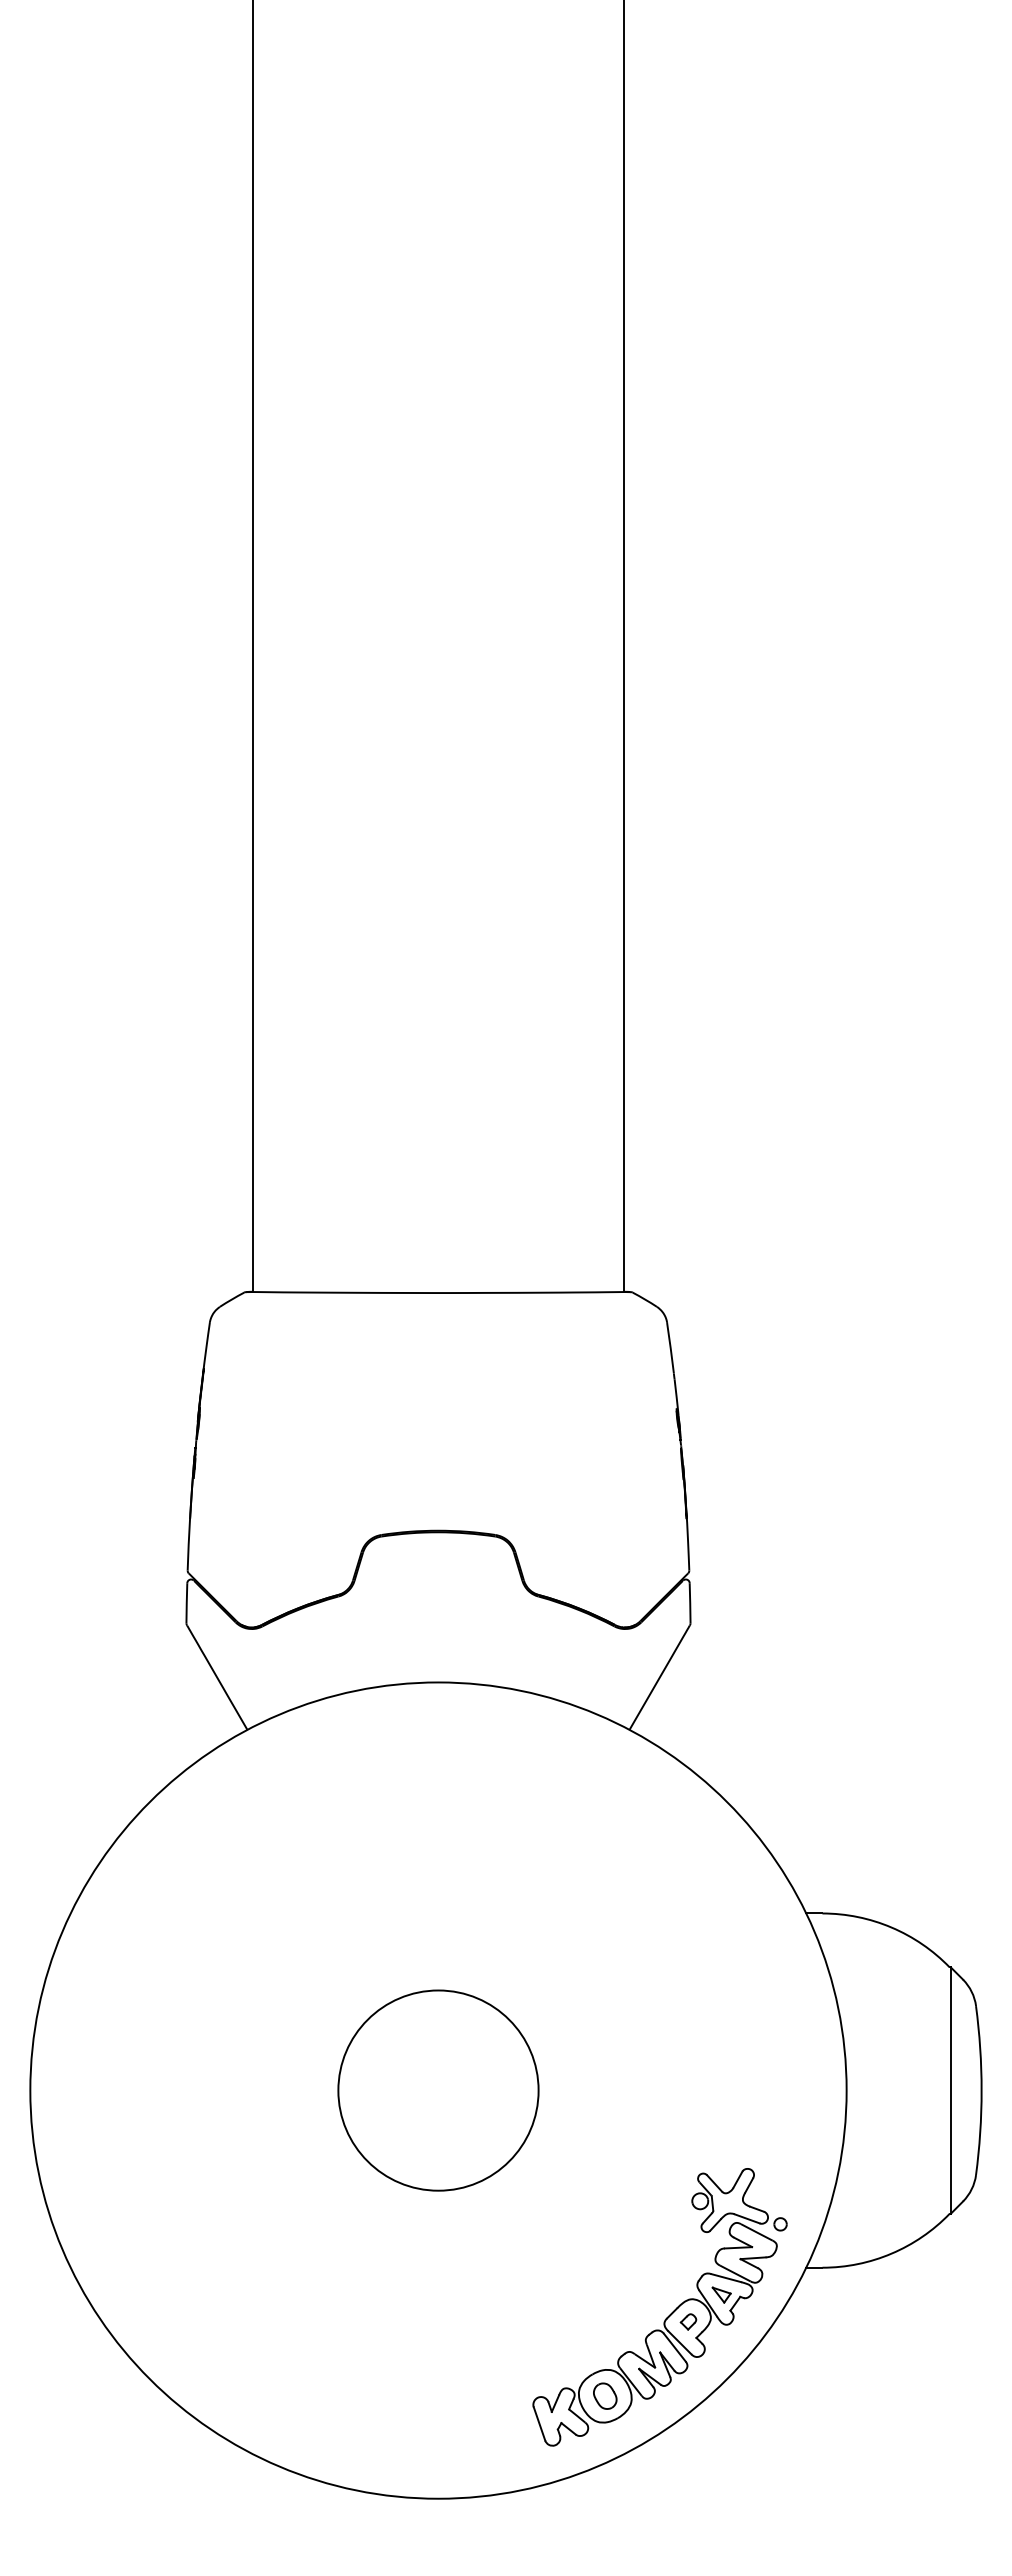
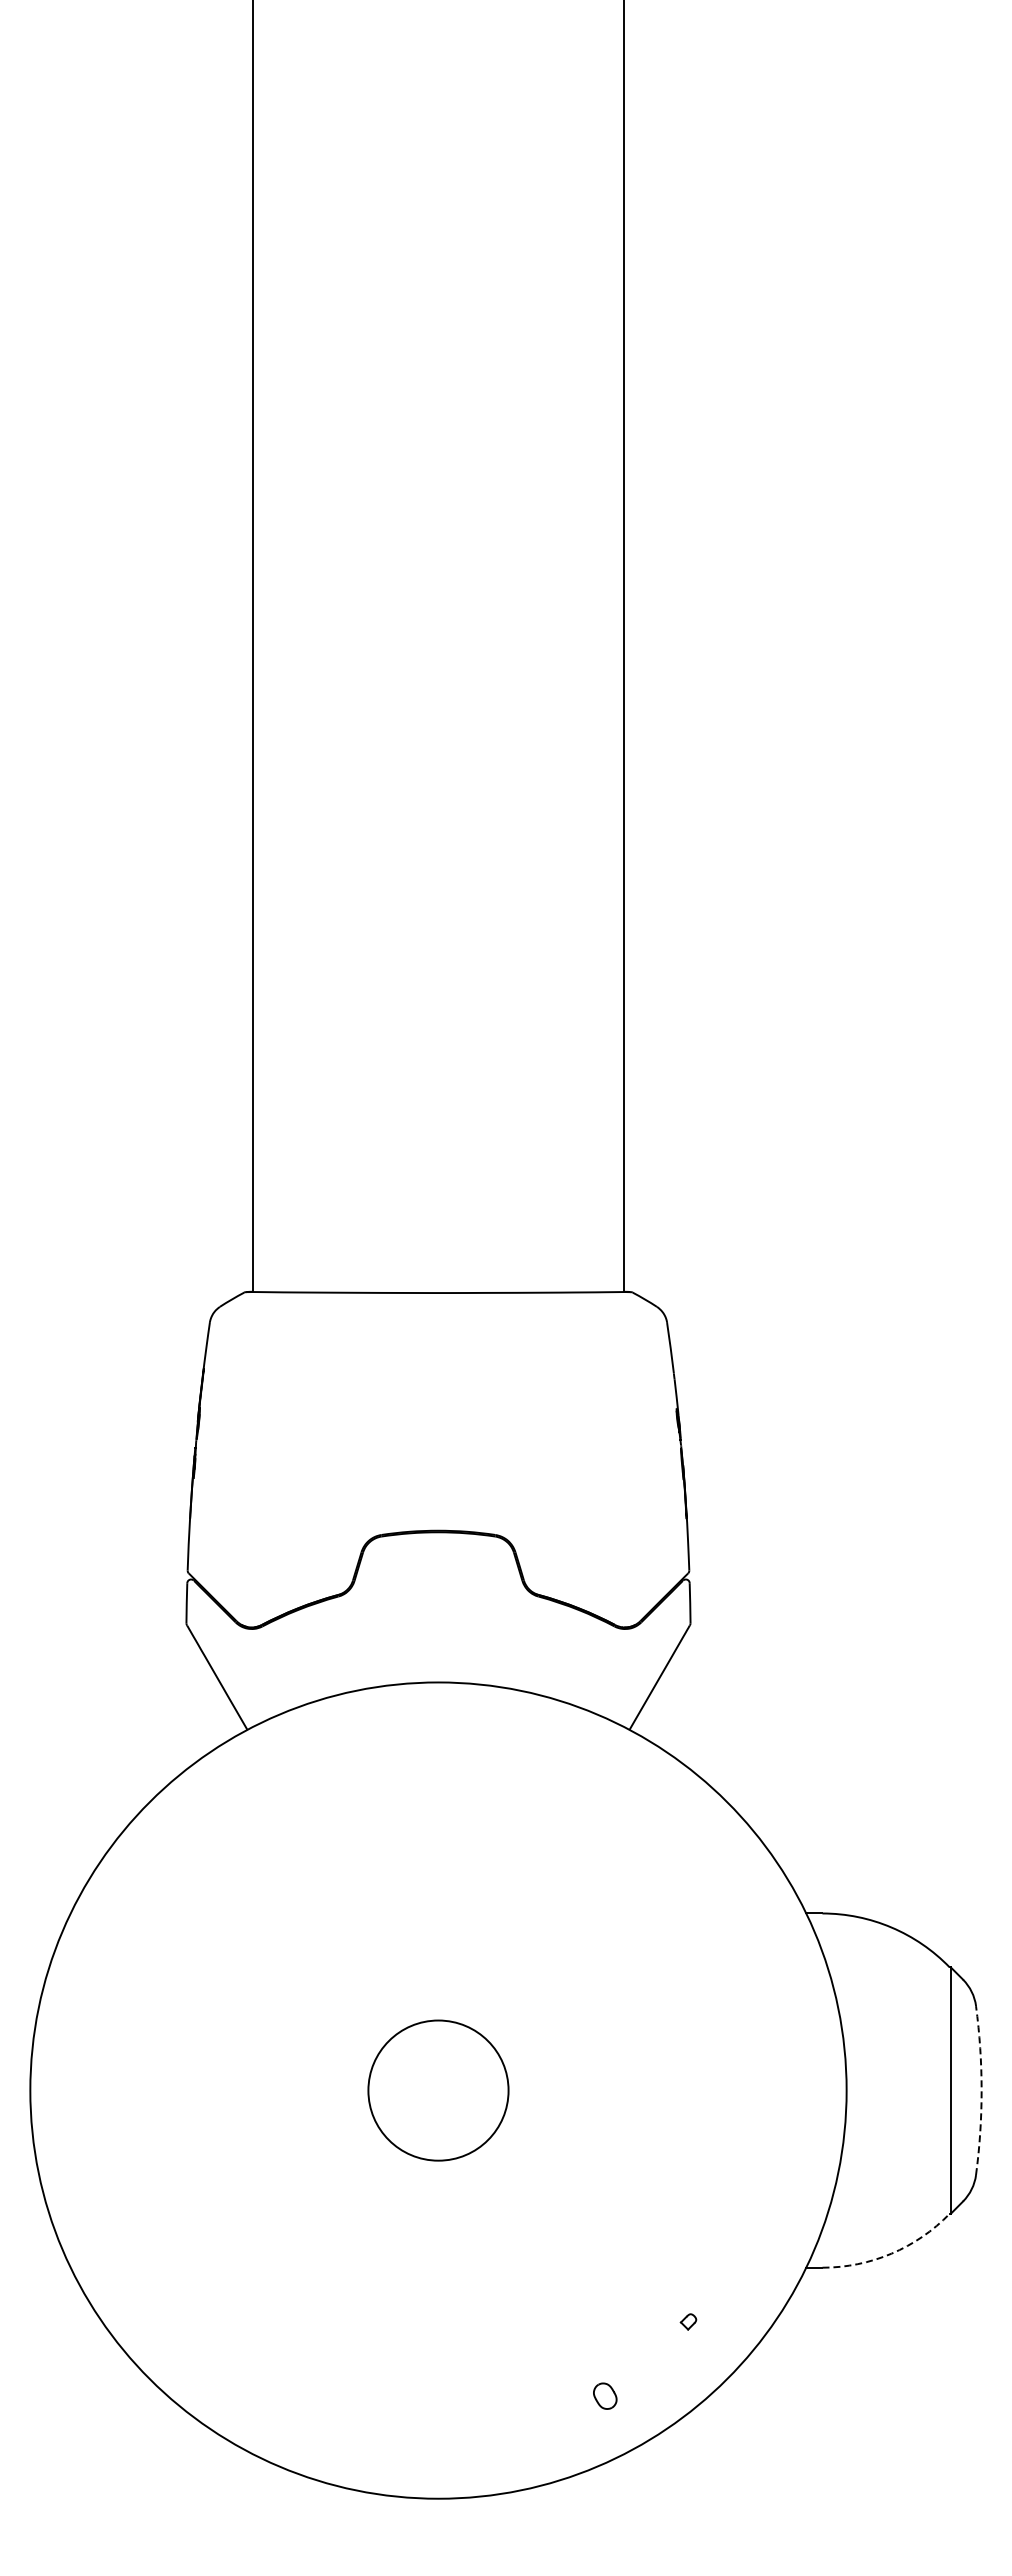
circle diameter: 200 px -> 140 px (438, 2090)
arc: solid -> dashed (981, 2090)
arc: solid -> dashed (891, 2253)
part: present -> none (668, 2315)
